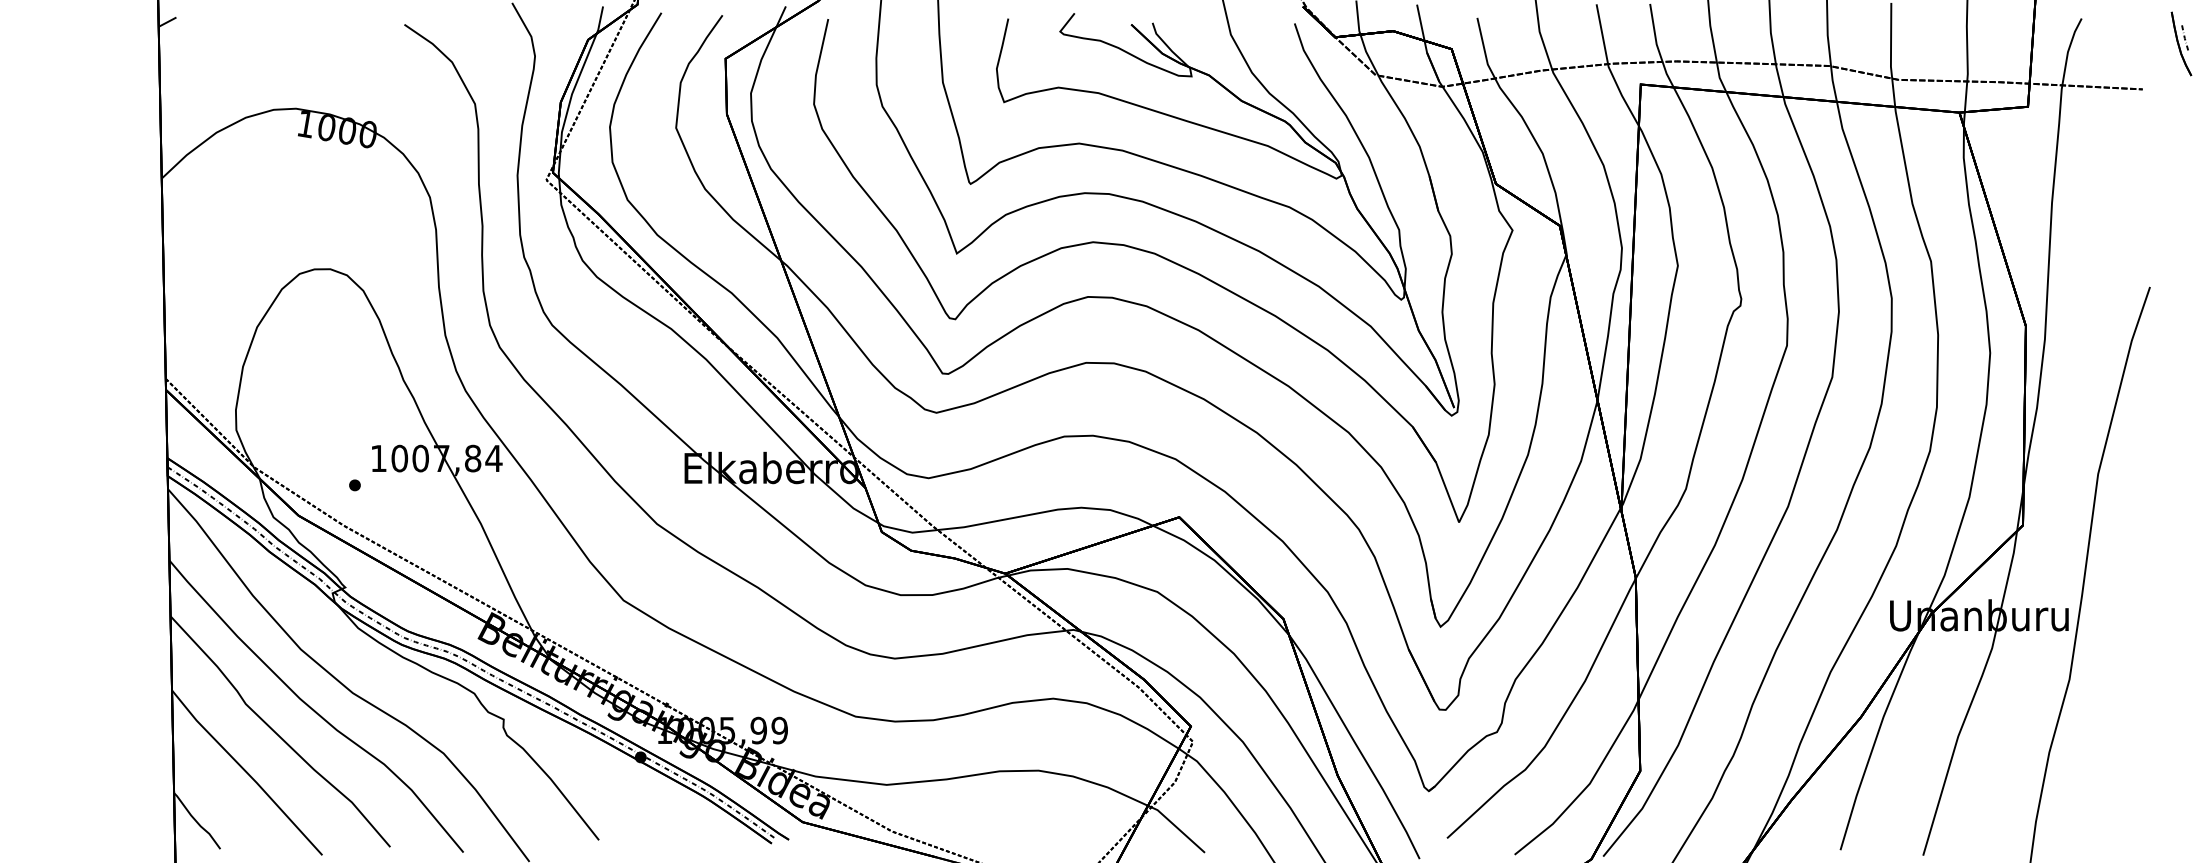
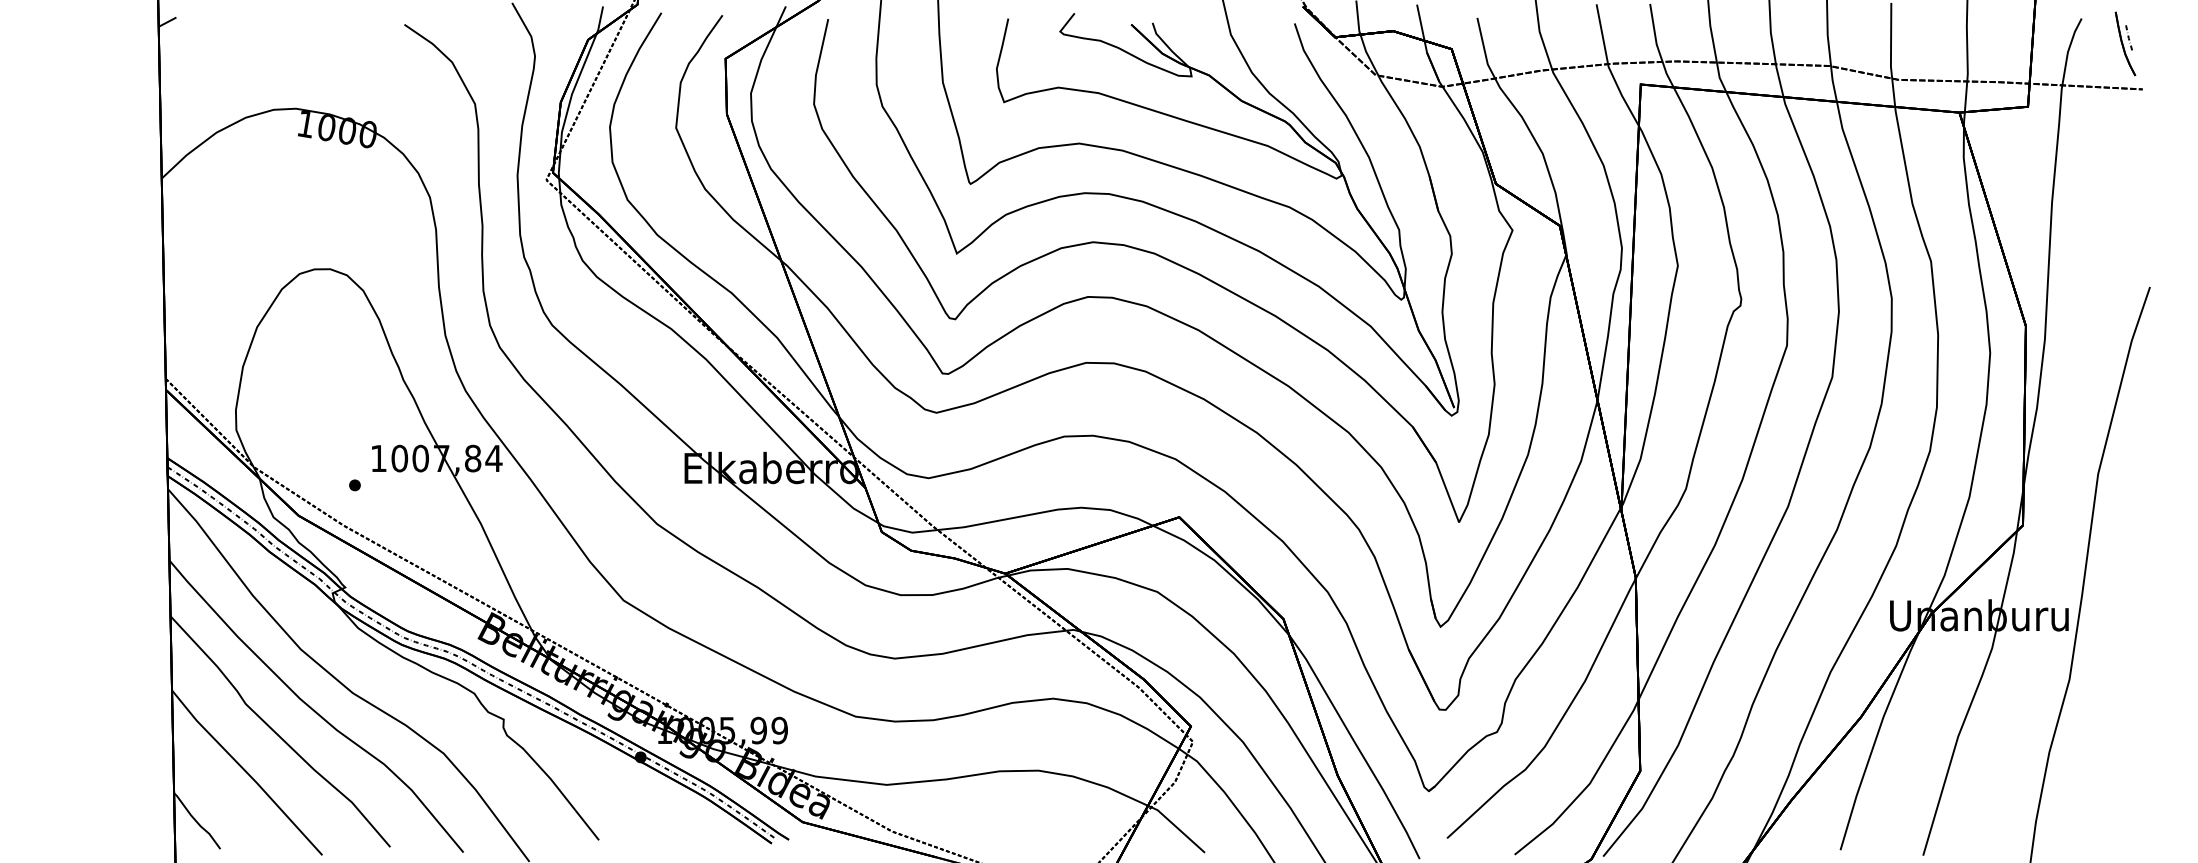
part position: (2181, 43) -> (2125, 43) (2125, 43)
